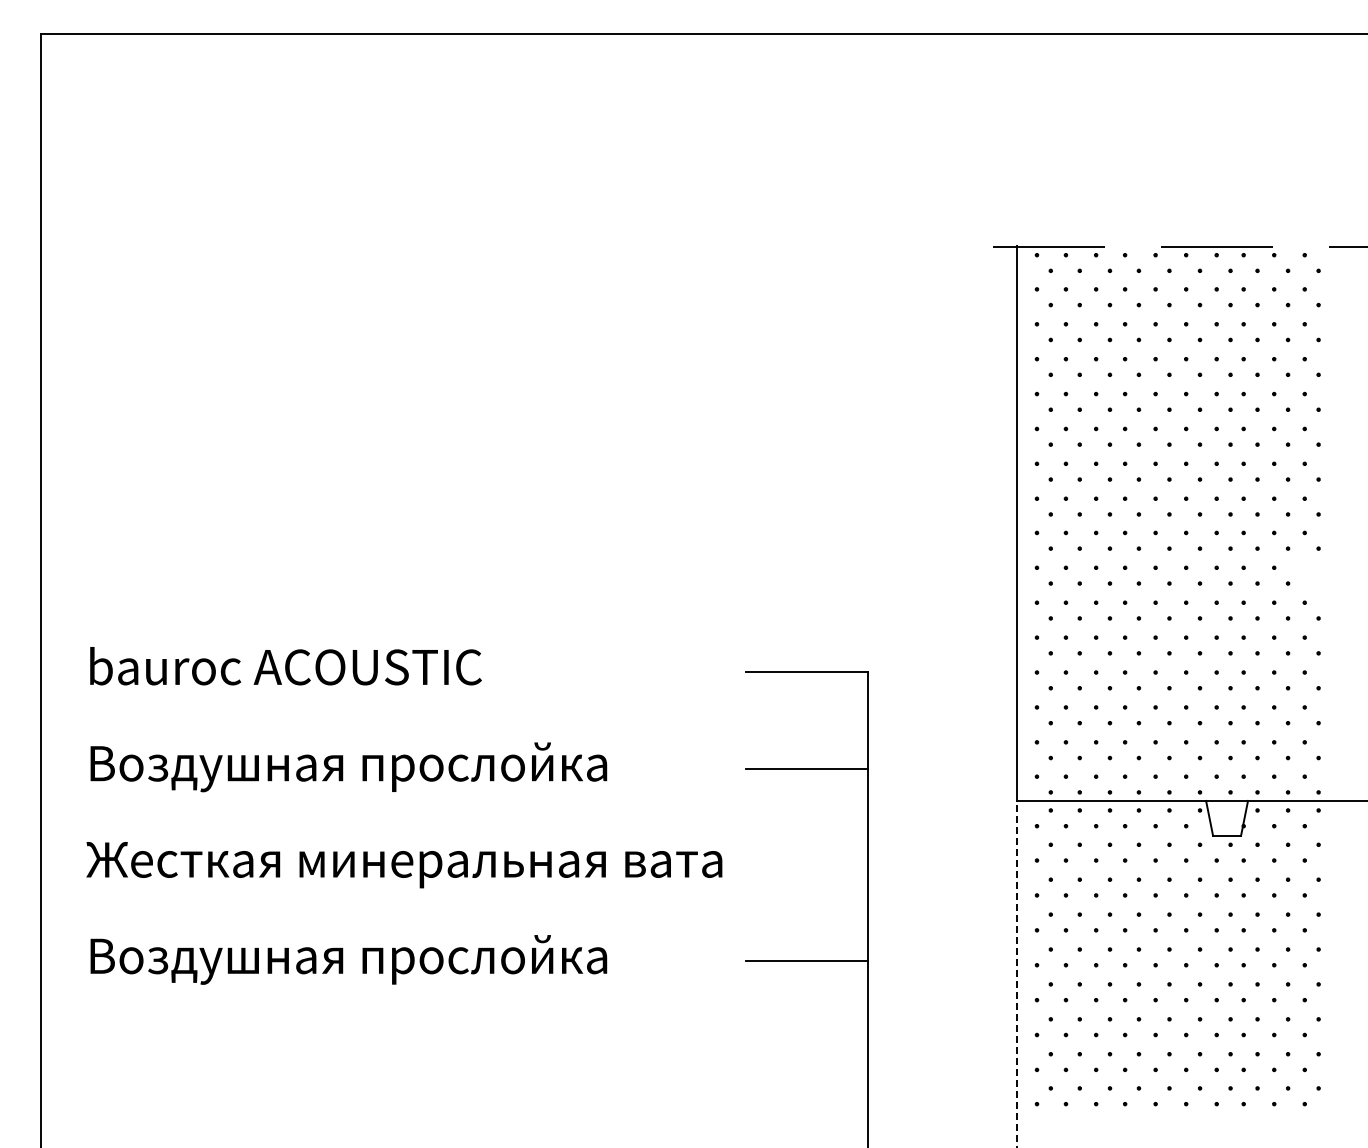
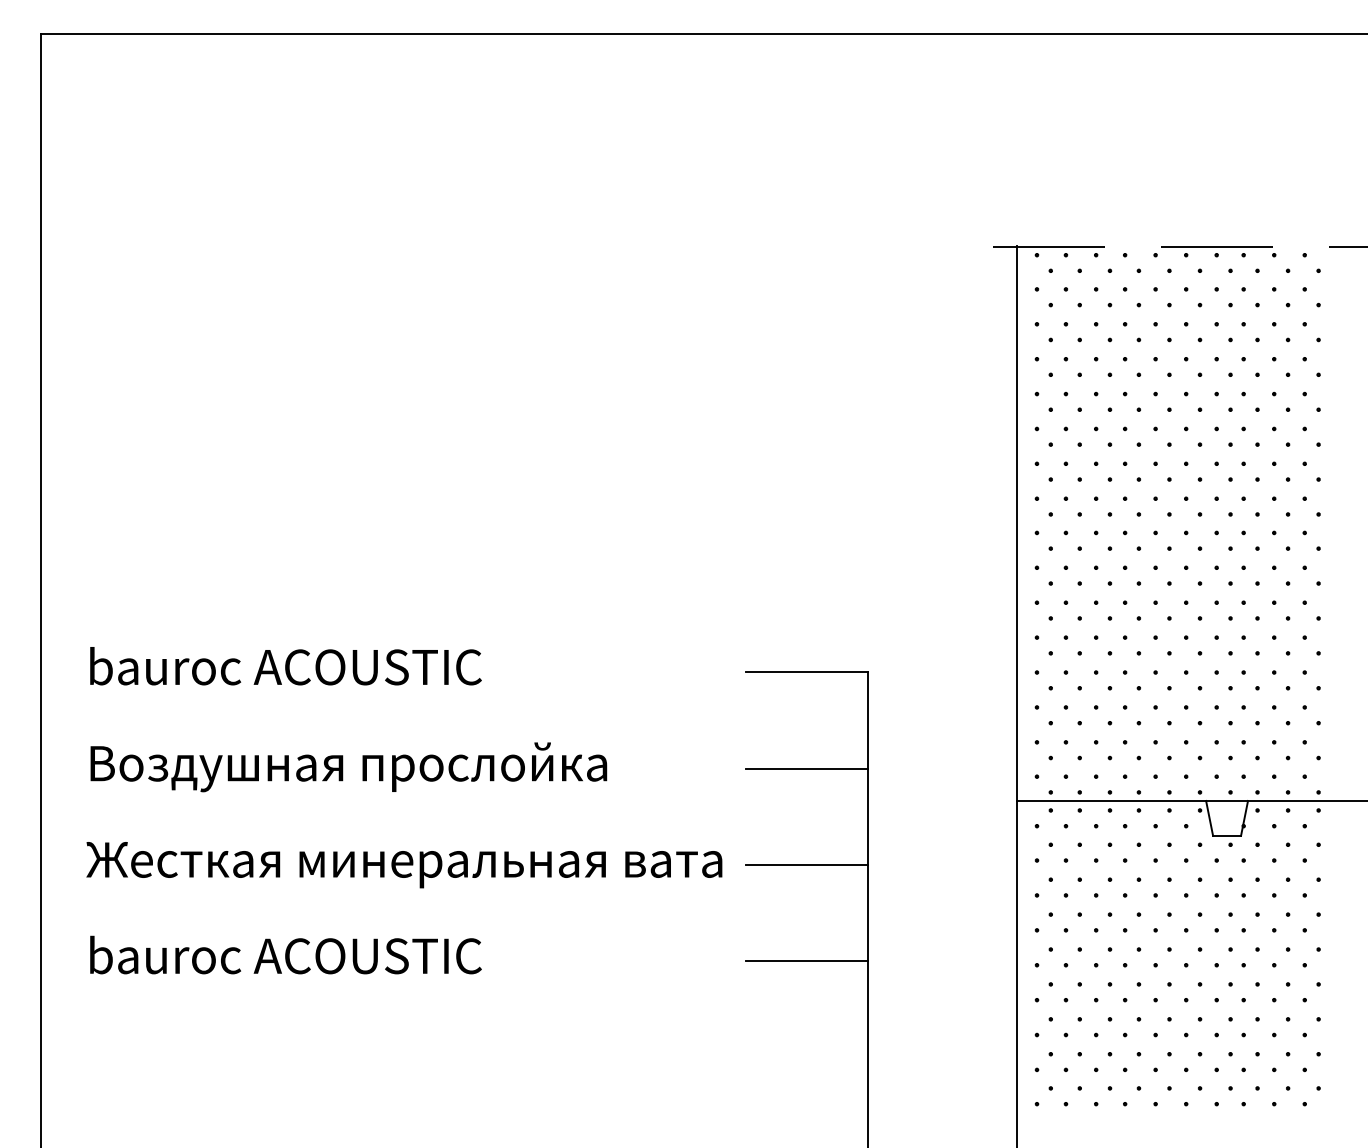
part: none -> present (1306, 569)
line: none -> present (806, 865)
text: Воздушная прослойка -> bauroc ACOUSTIC (348, 959)
line: dashed -> solid (1017, 973)
